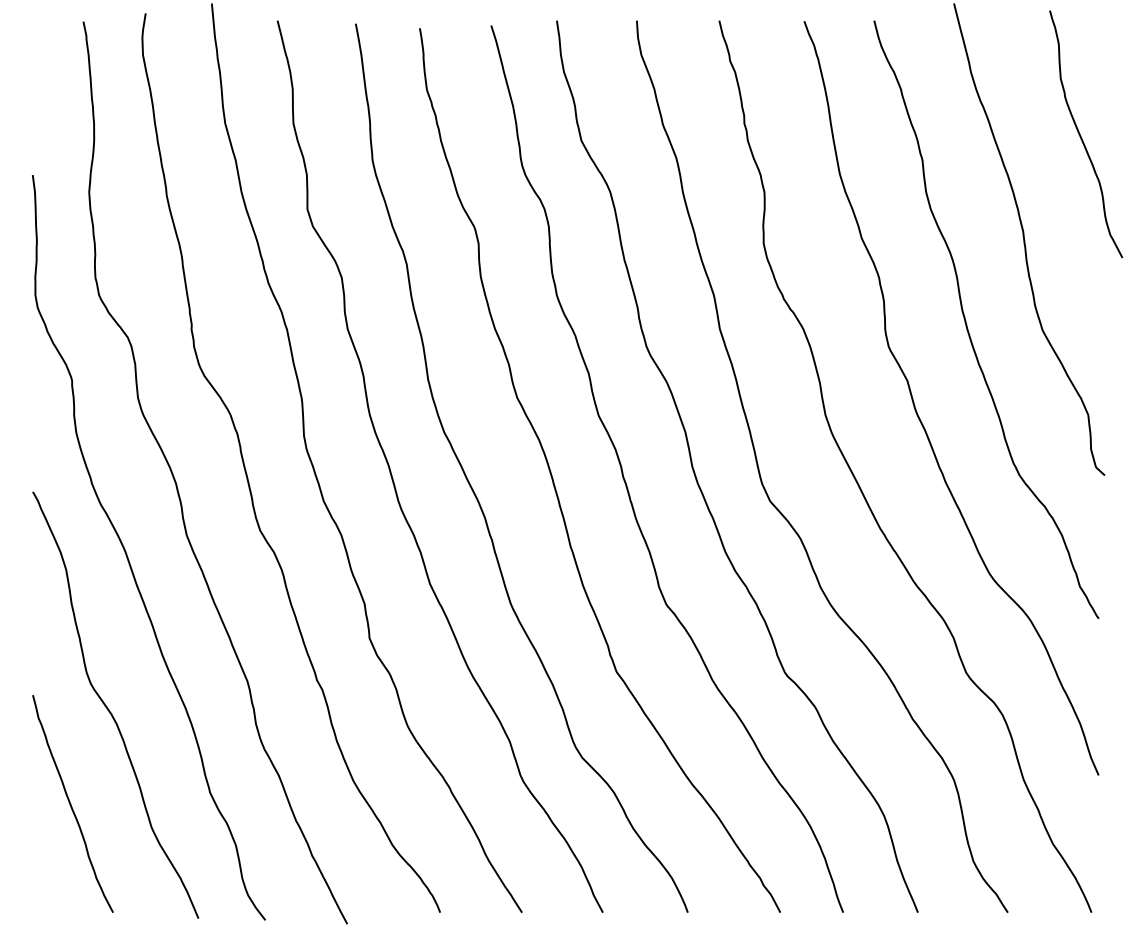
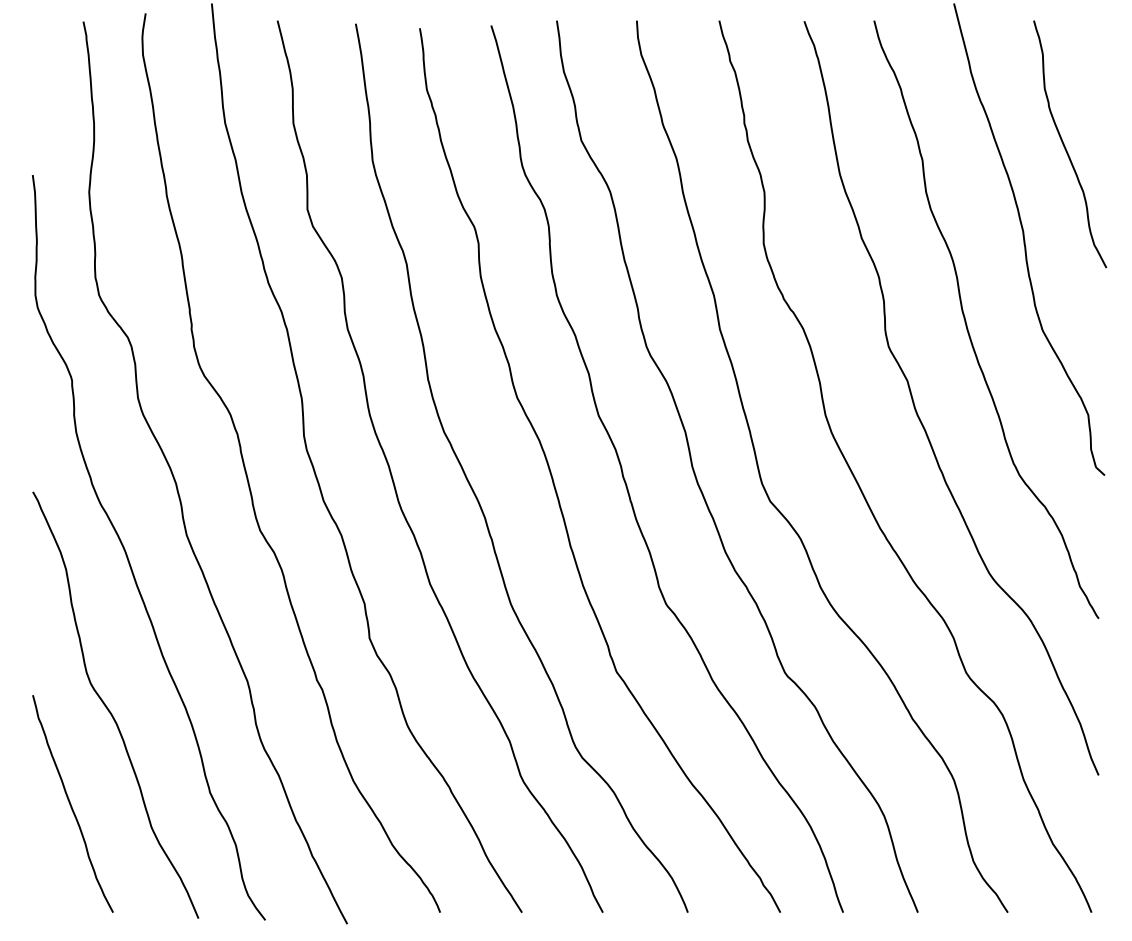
curve position: (1081, 136) -> (1065, 146) (1065, 146)
